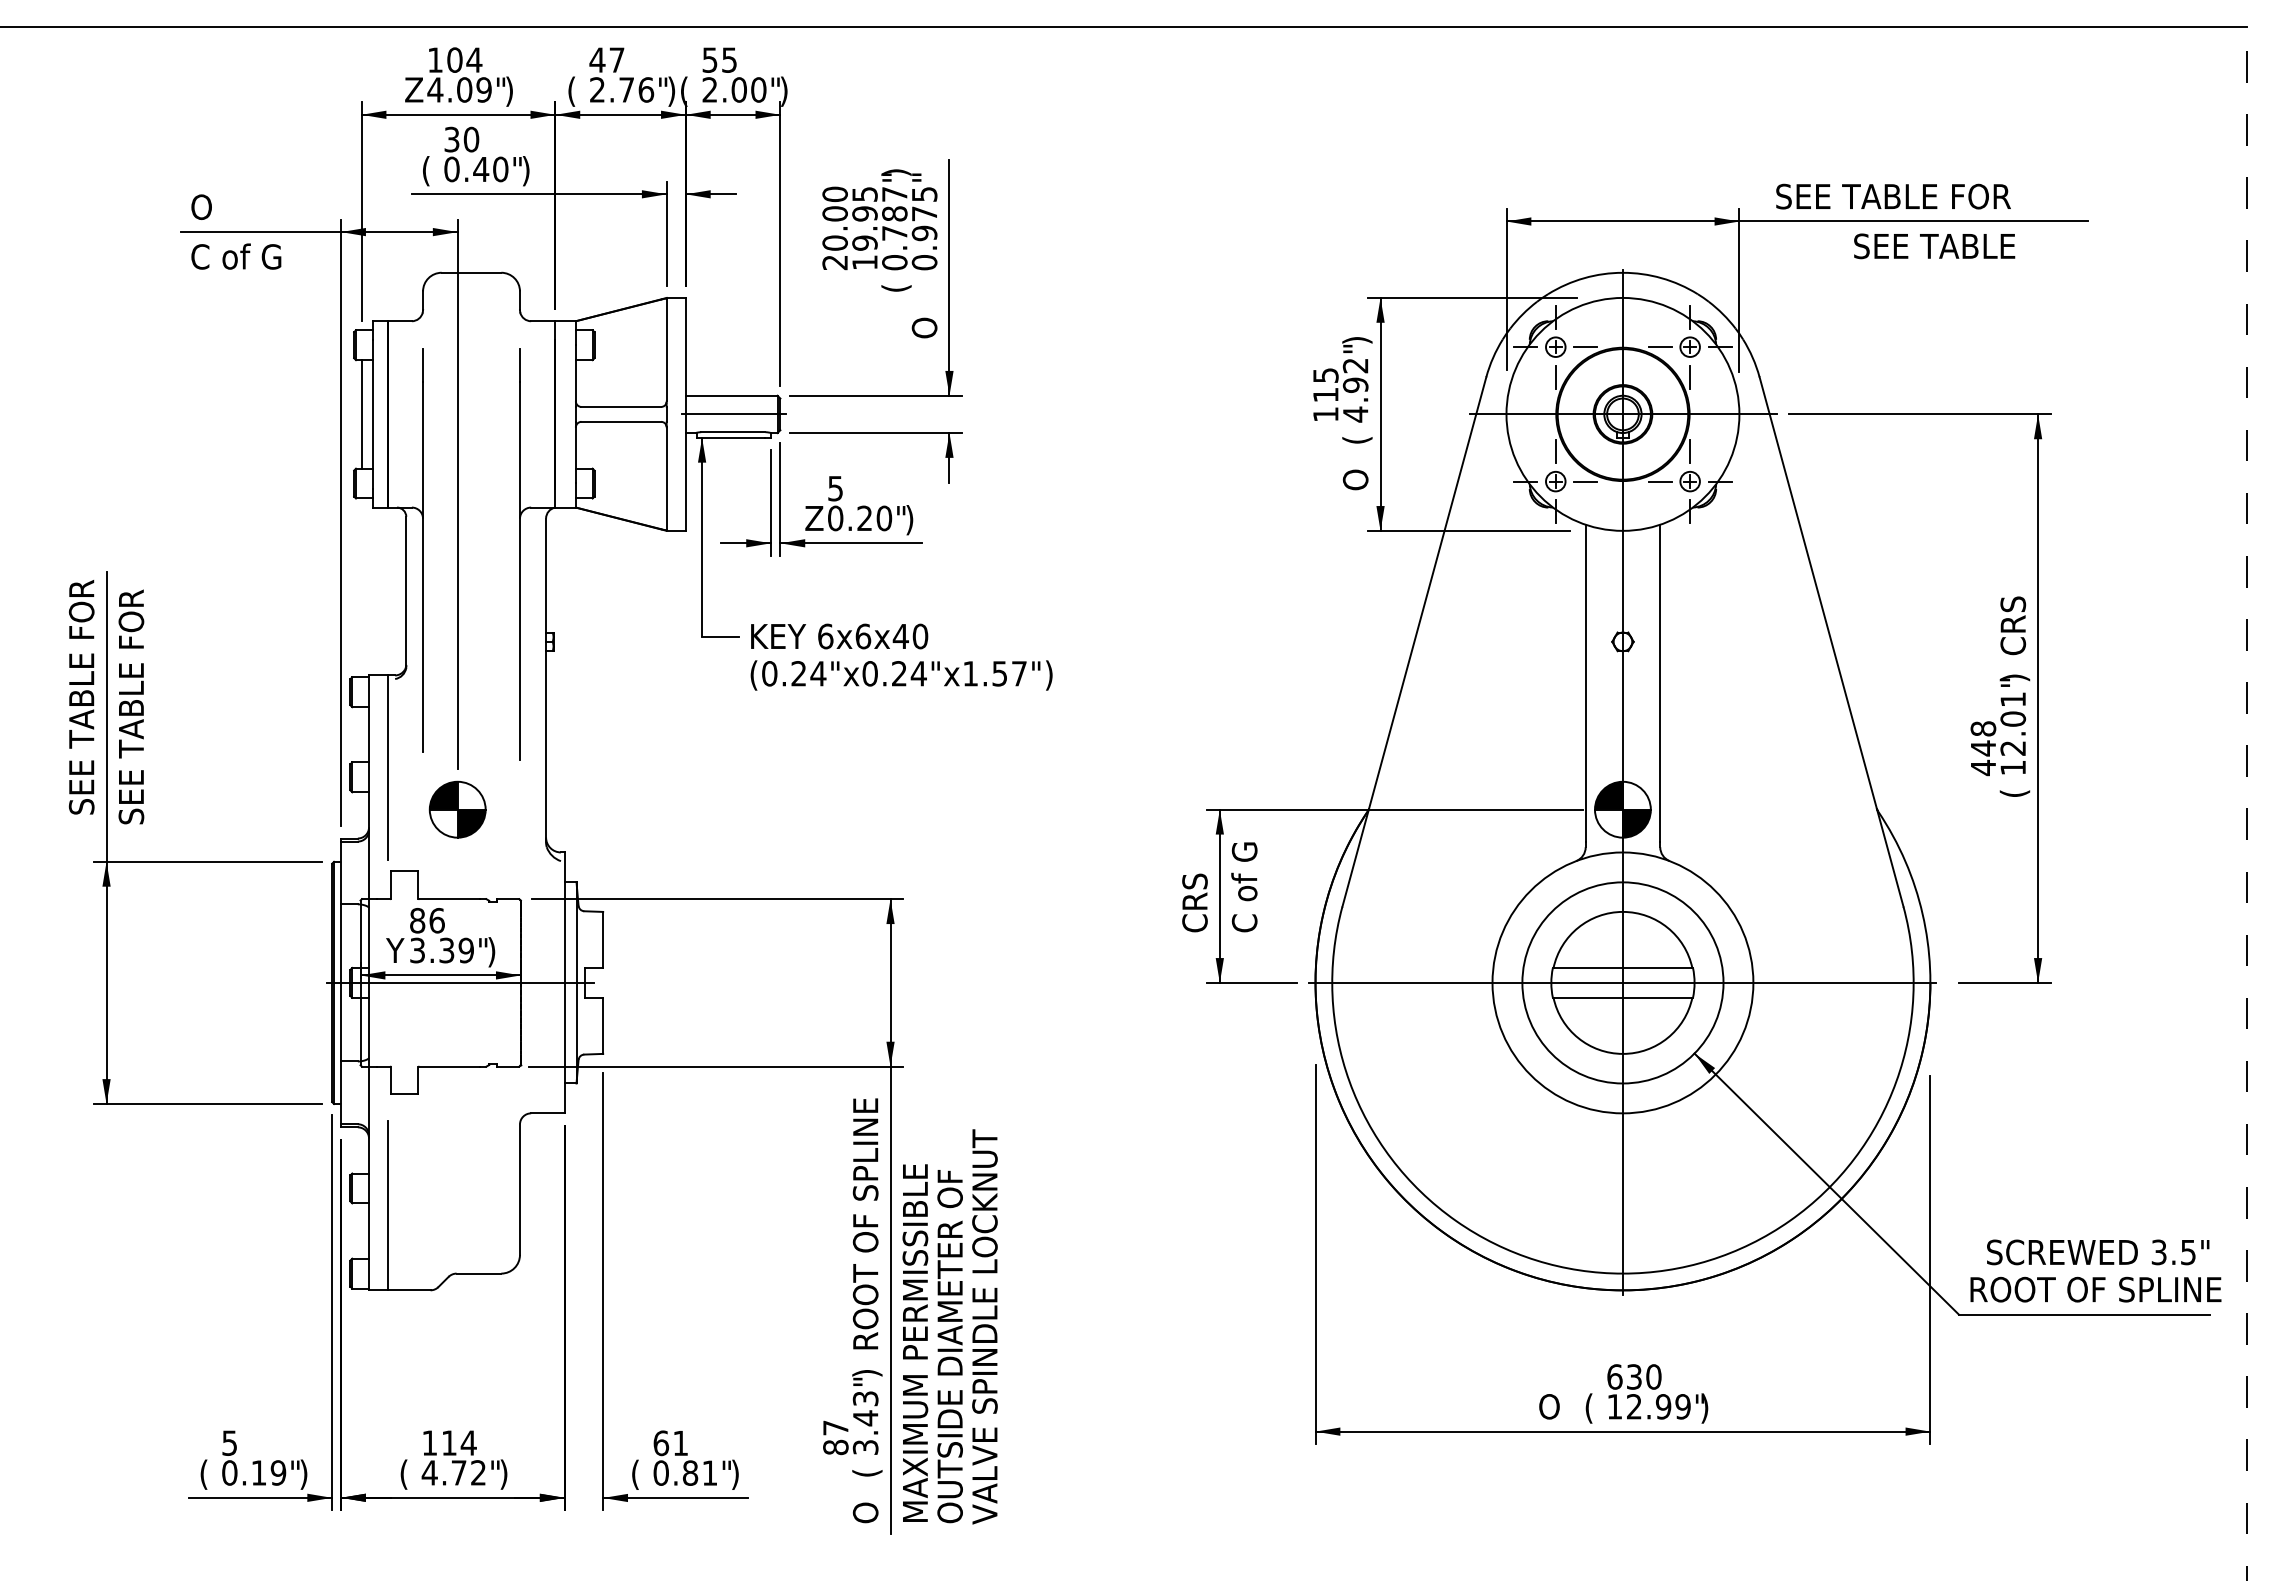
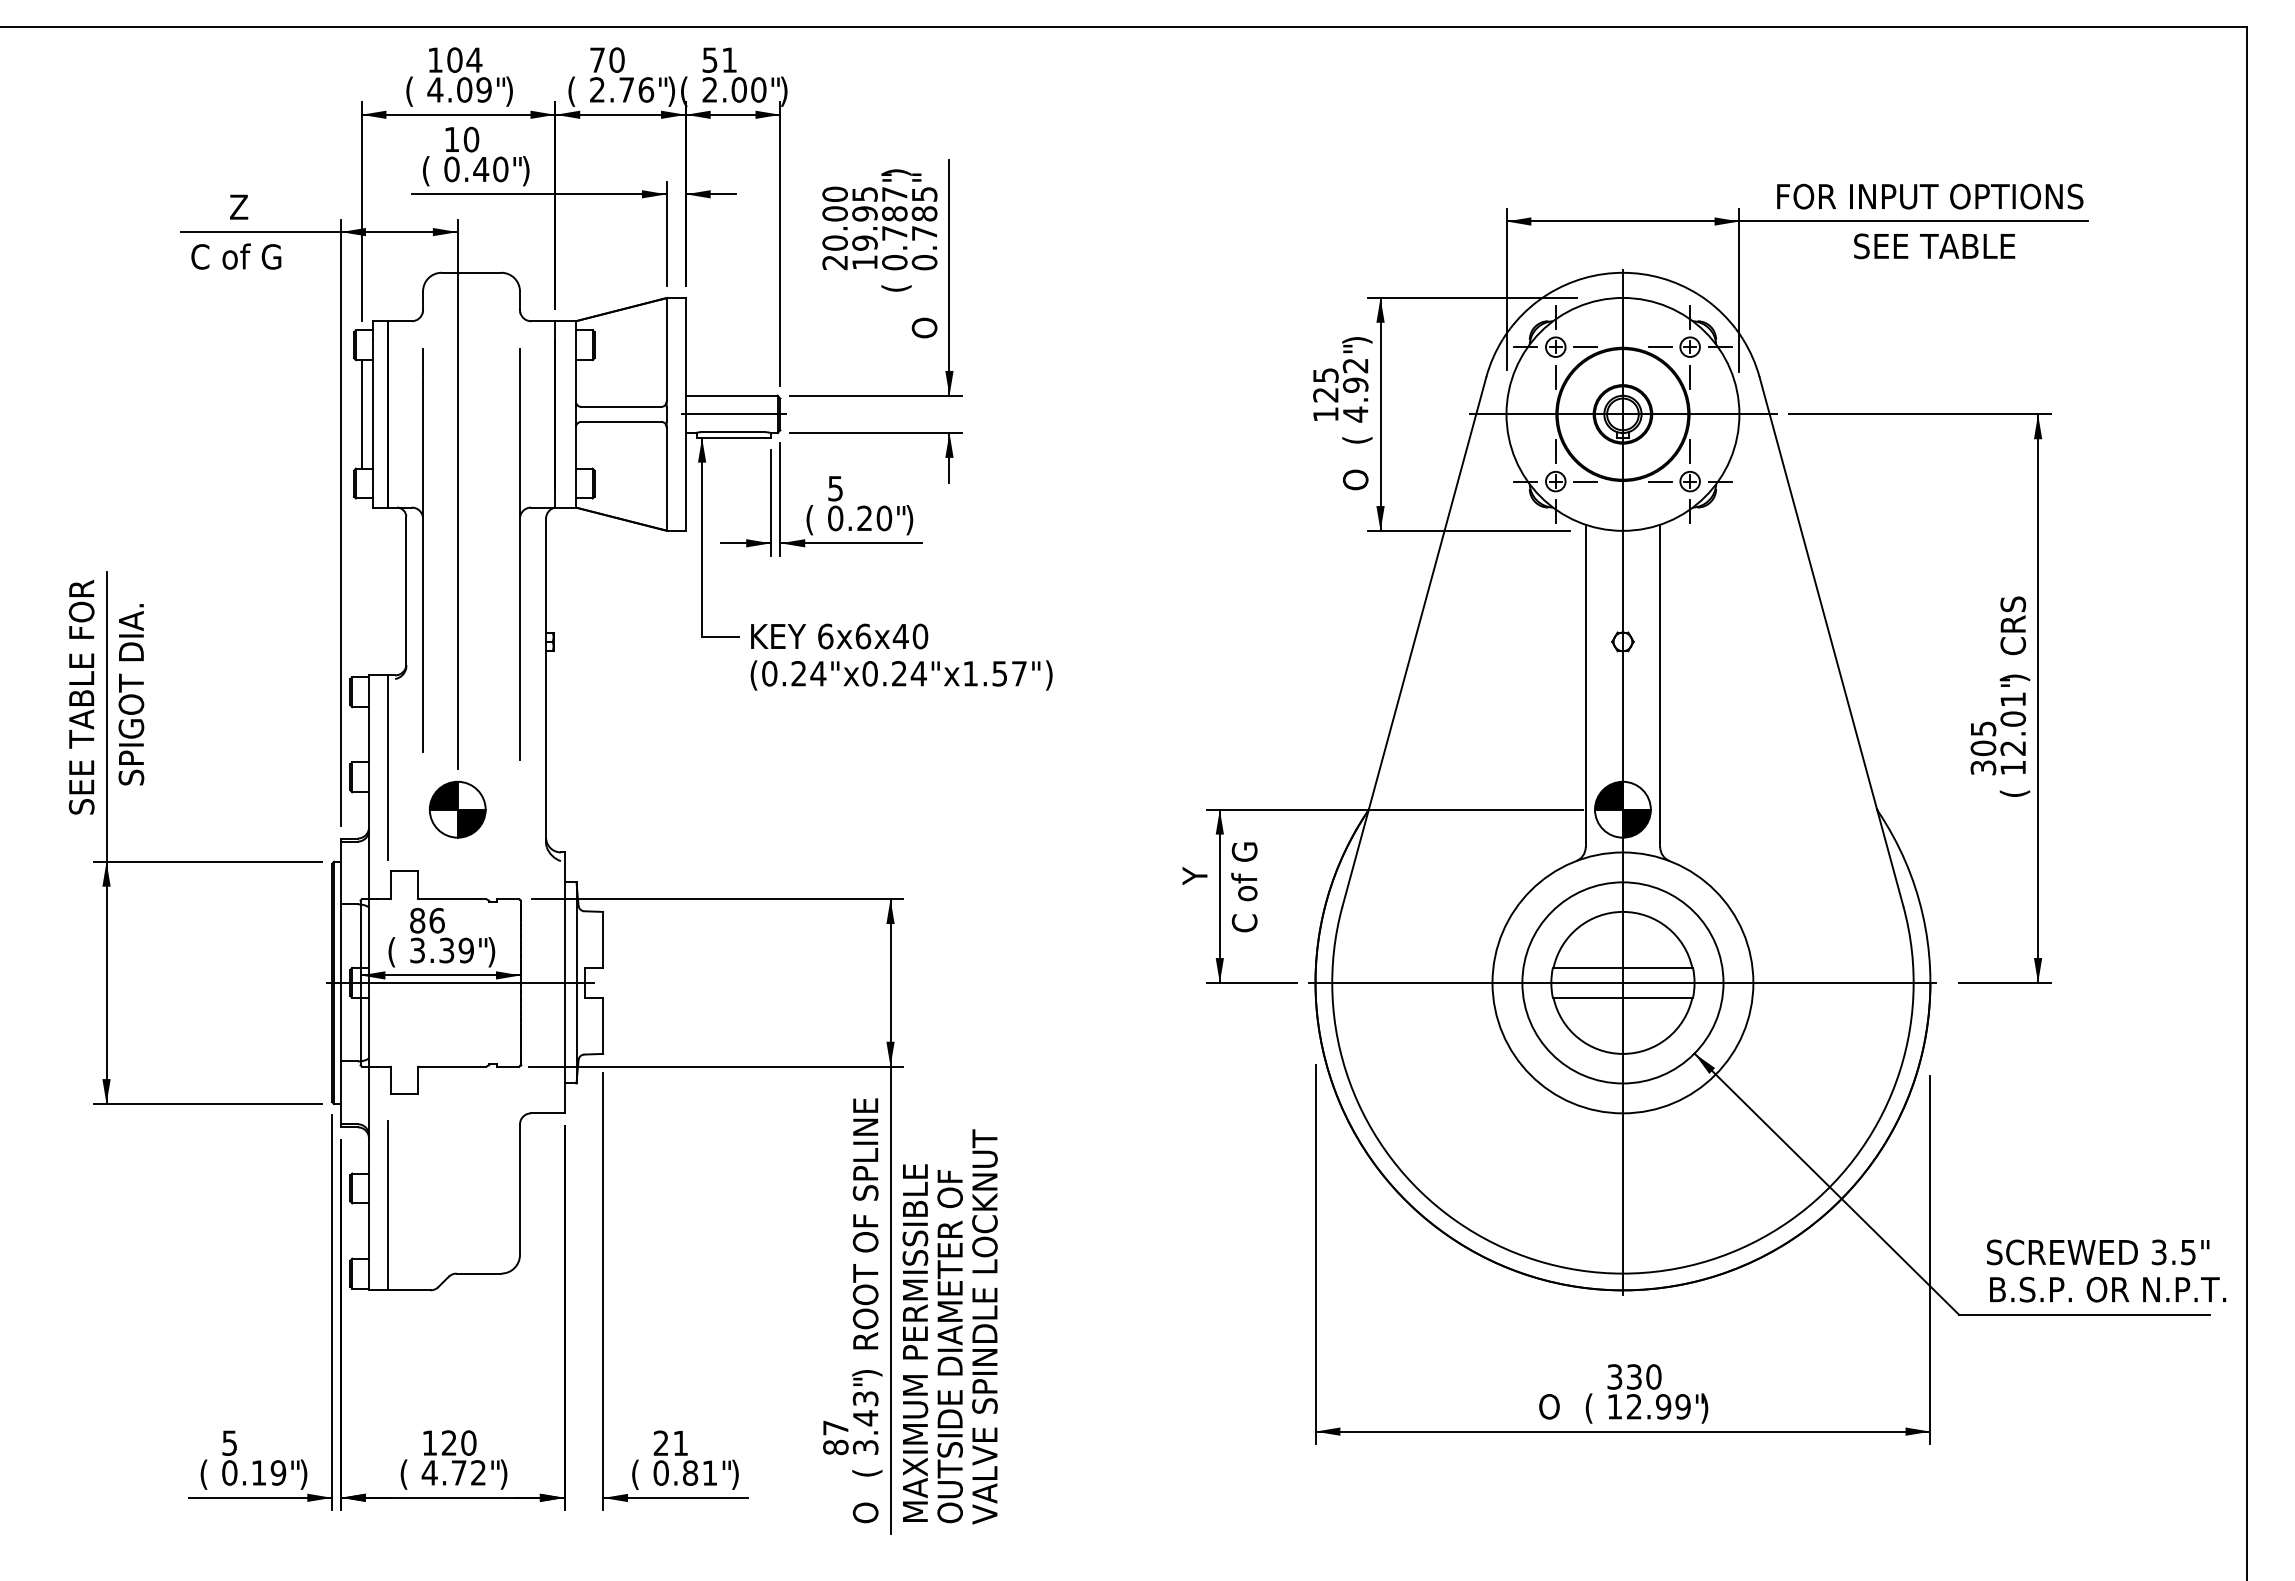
text: 47 -> 70 (606, 59)
text: 55 -> 51 (729, 59)
text: Z -> ( (414, 91)
text: 30 -> 10 (451, 139)
text: SEE TABLE FOR -> FOR INPUT OPTIONS (1929, 196)
text: O -> Z (219, 207)
text: 0.975" -> 0.785" (924, 223)
text: 115 -> 125 (1325, 395)
text: Z -> ( (814, 520)
text: SEE TABLE FOR -> SPIGOT DIA. (131, 706)
text: 448 -> 305 (1983, 748)
line: dashed -> solid (2247, 803)
text: CRS -> Y (1194, 899)
text: Y -> ( (395, 952)
text: ROOT OF SPLINE -> B.S.P. OR N.P.T. (2098, 1289)
text: 630 -> 330 (1614, 1376)
text: 114 -> 120 (459, 1442)
text: 61 -> 21 (661, 1443)
